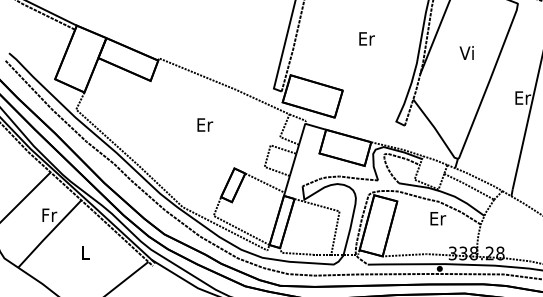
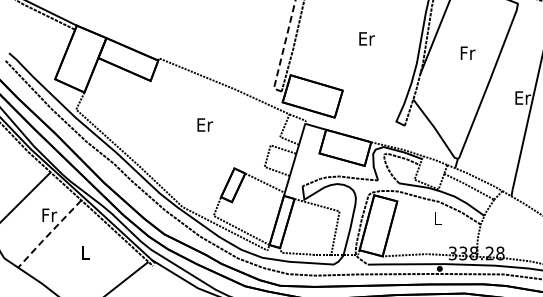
line: solid -> dashed (283, 49)
text: Vi -> Fr (467, 52)
text: Er -> L (438, 218)
line: solid -> dashed (48, 234)
